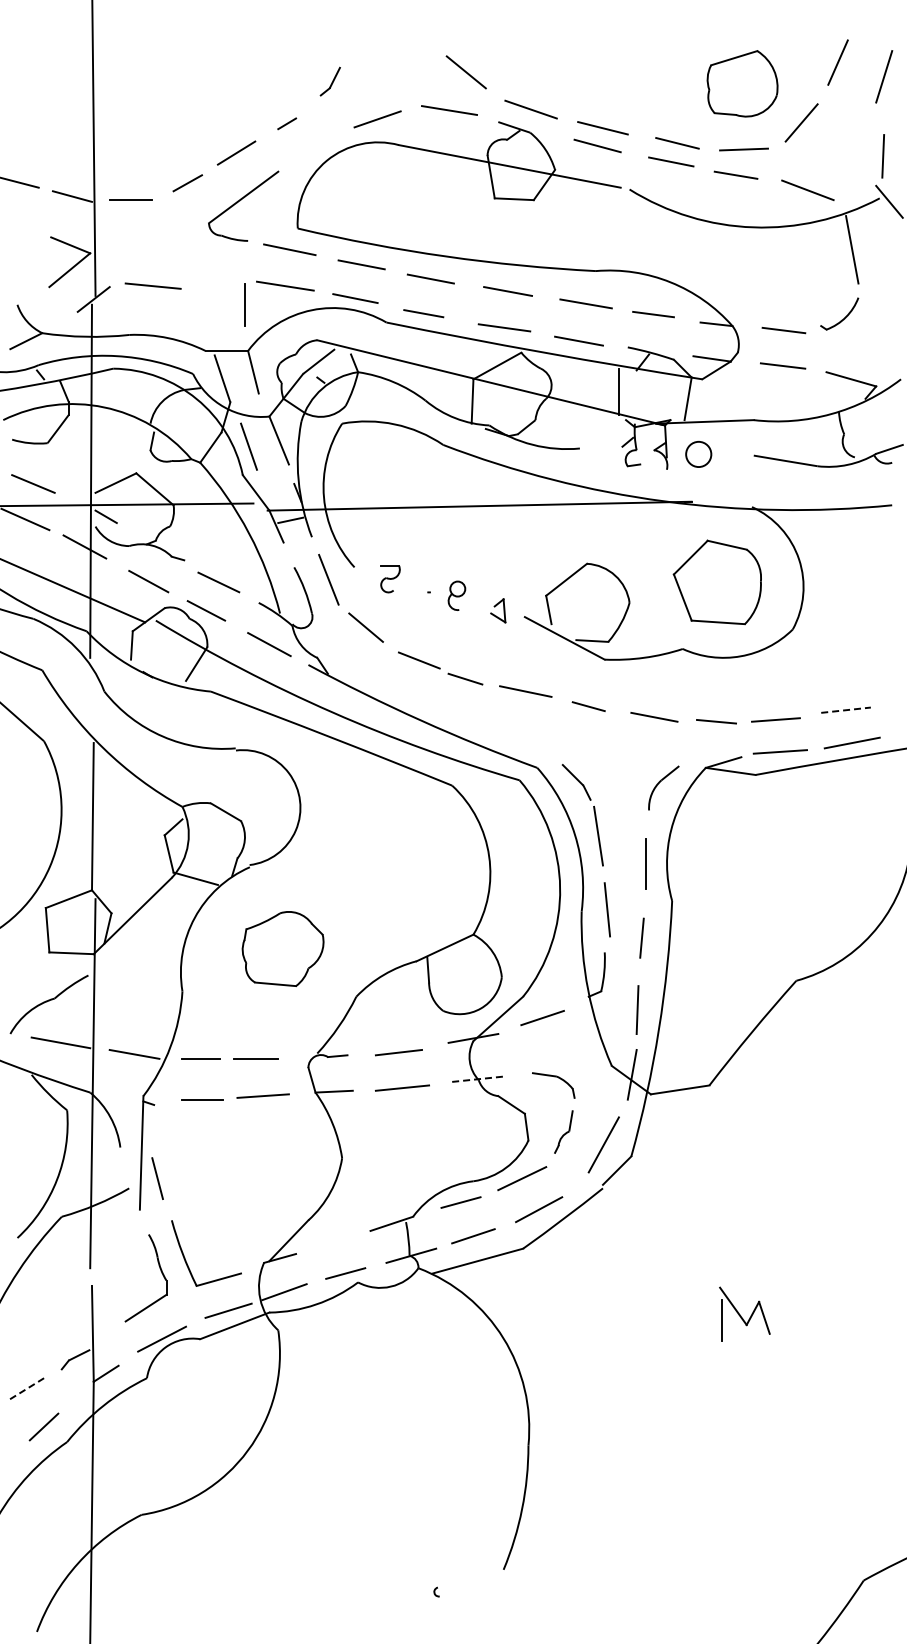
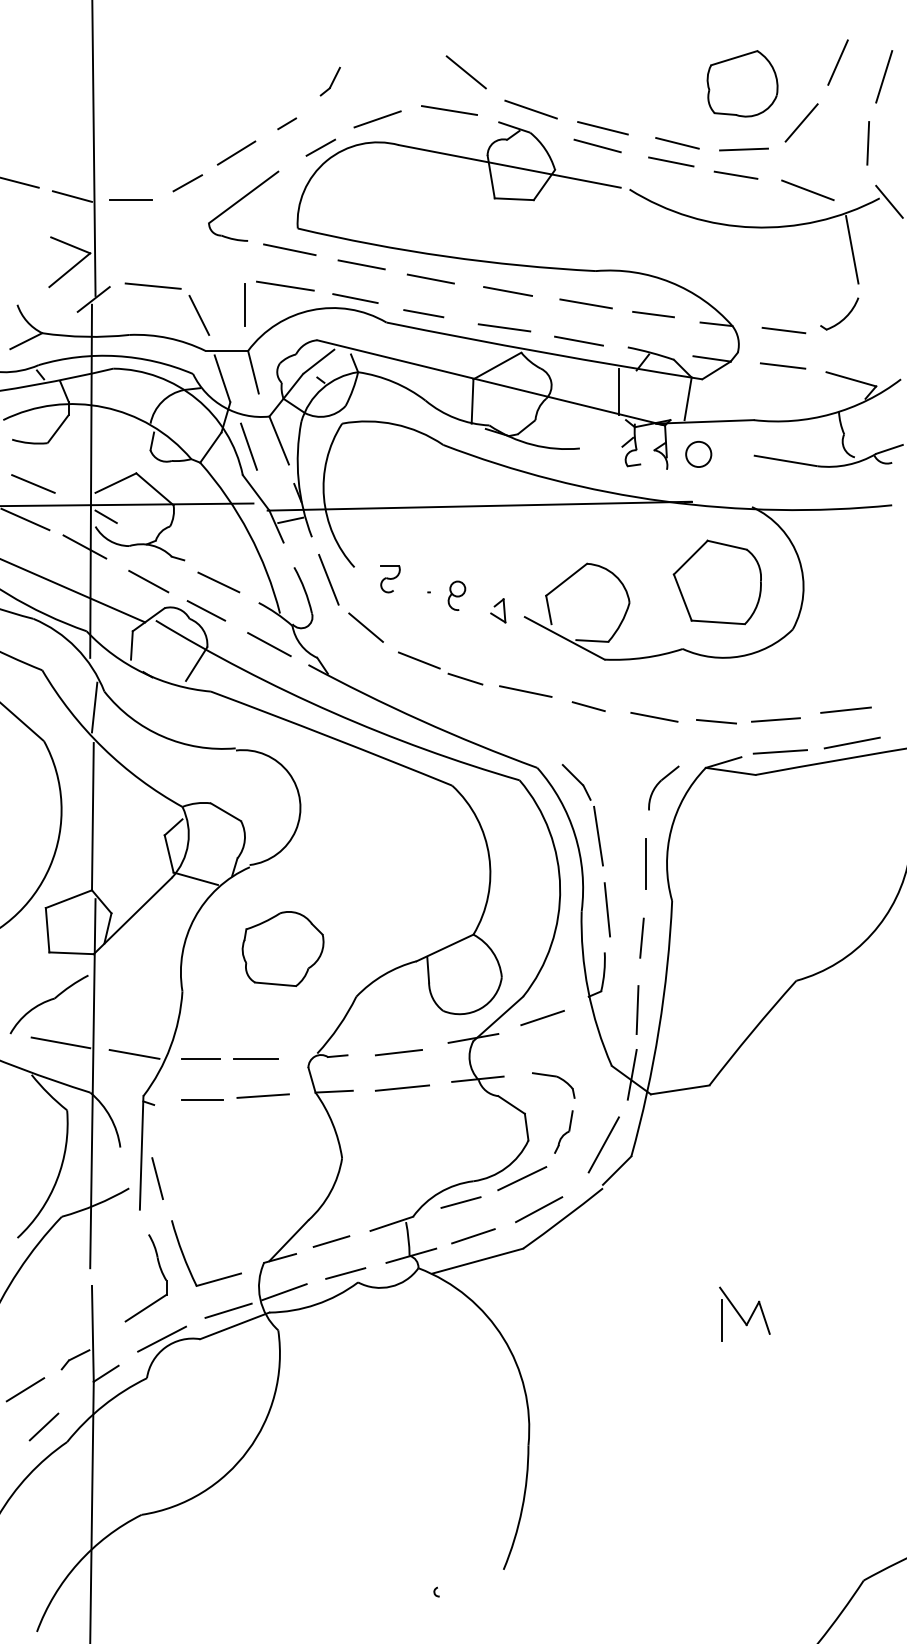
line: none -> present (320, 147)
line position: (882, 156) -> (867, 143) (867, 143)
line: none -> present (199, 314)
line: none -> present (94, 707)
line: dashed -> solid (846, 710)
line: dashed -> solid (477, 1079)
line: none -> present (331, 1241)
line: dashed -> solid (25, 1389)
